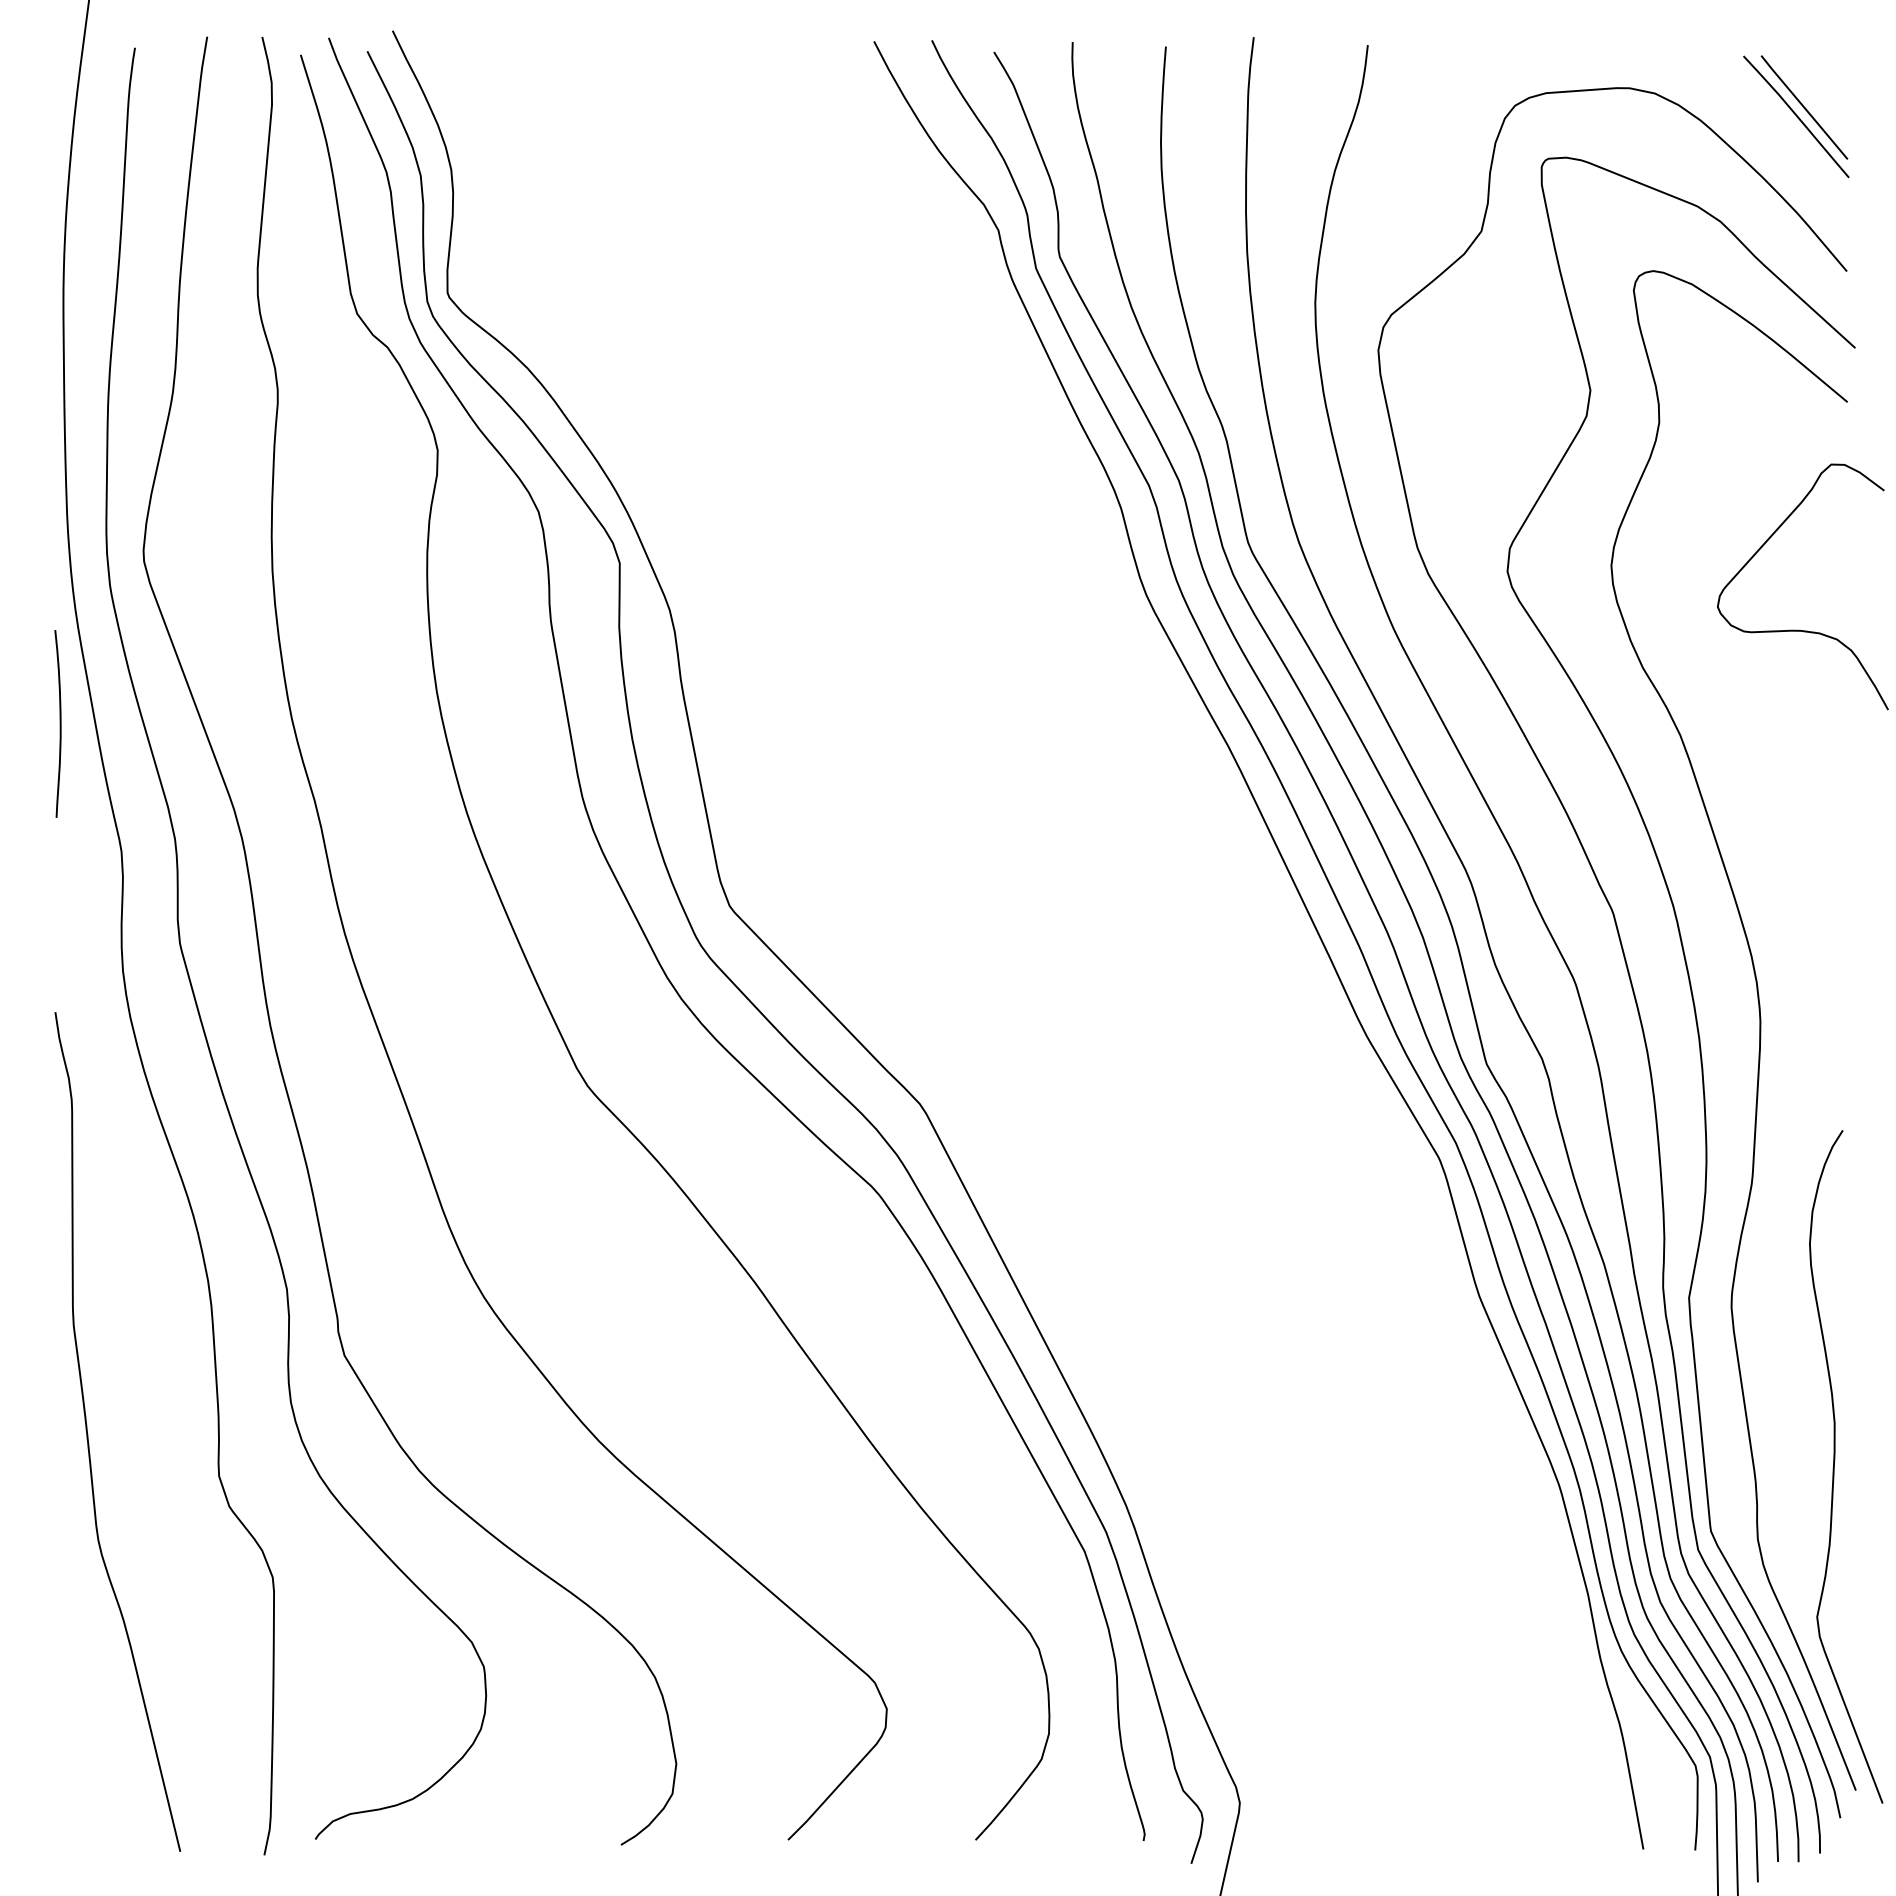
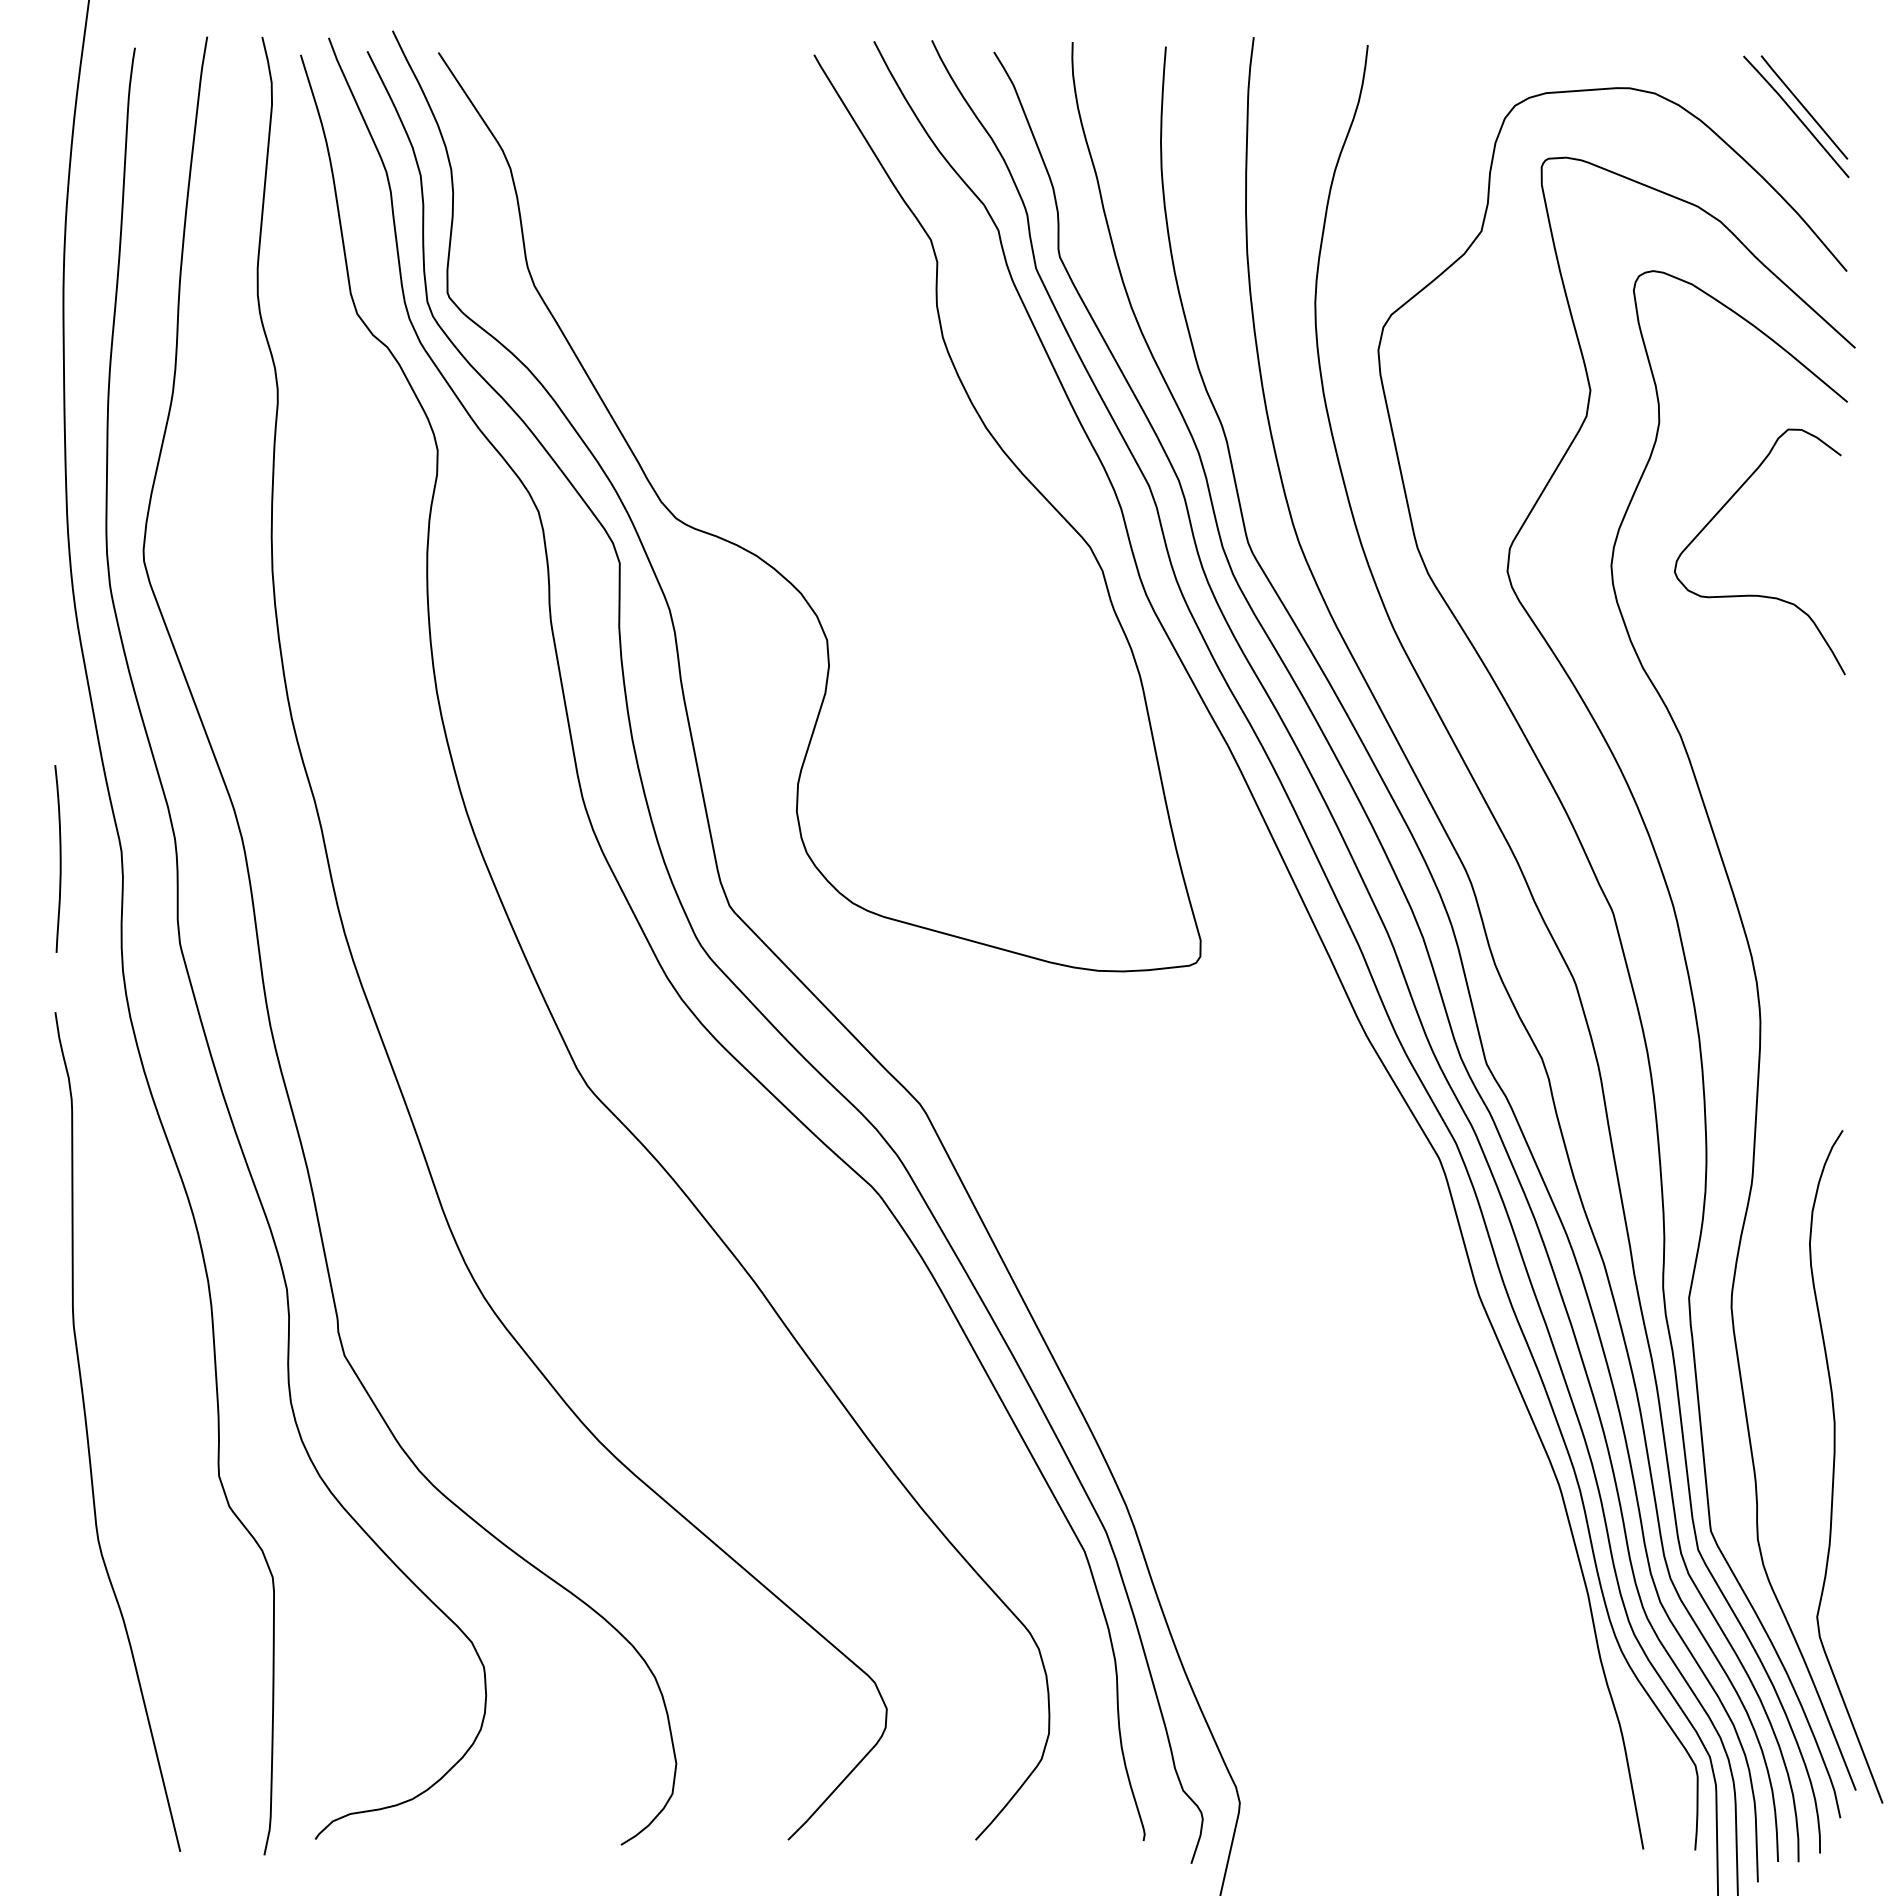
curve: none -> present (774, 567)
curve position: (1799, 629) -> (1756, 594) (1756, 594)
curve position: (59, 723) -> (59, 858) (59, 858)
